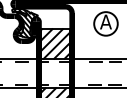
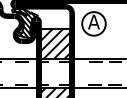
part position: (105, 23) -> (93, 23) (93, 23)
